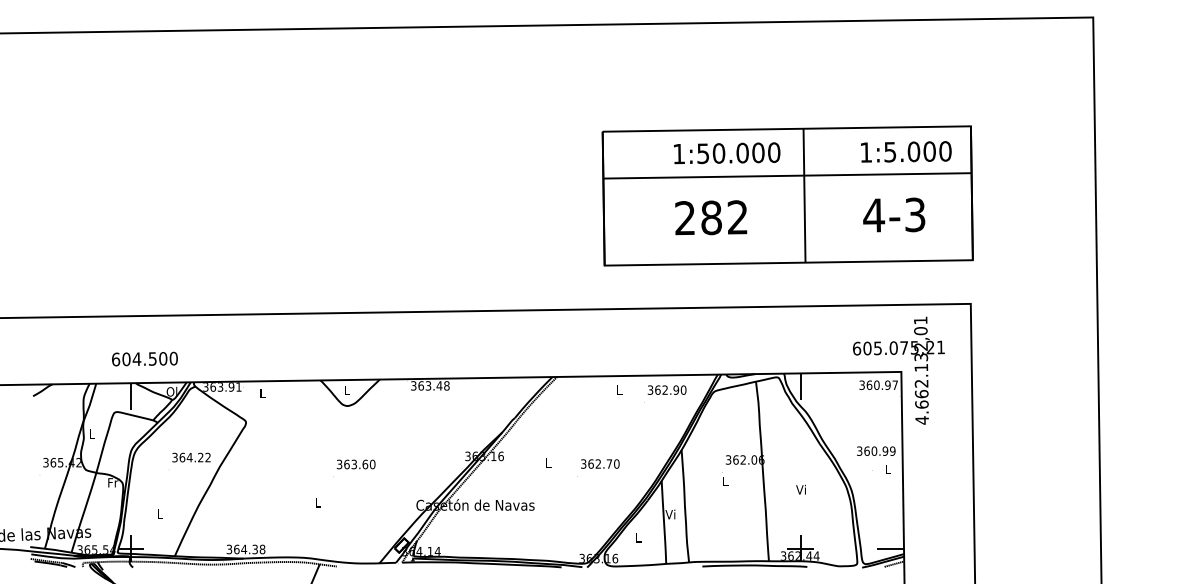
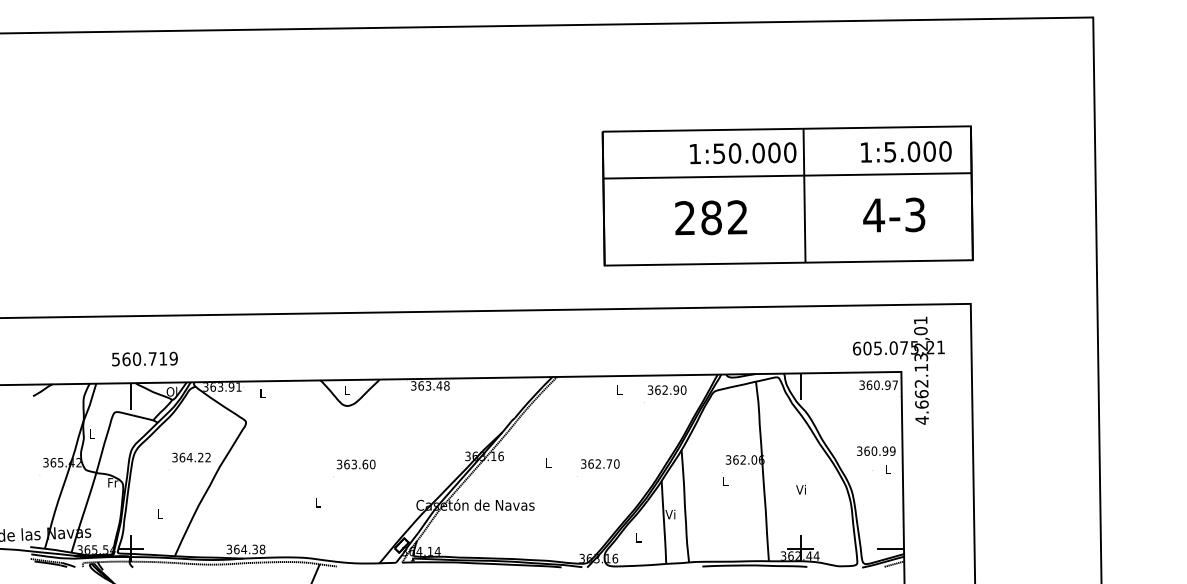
text position: (727, 153) -> (743, 153) (743, 153)
text: 604.500 -> 560.719 (144, 359)
